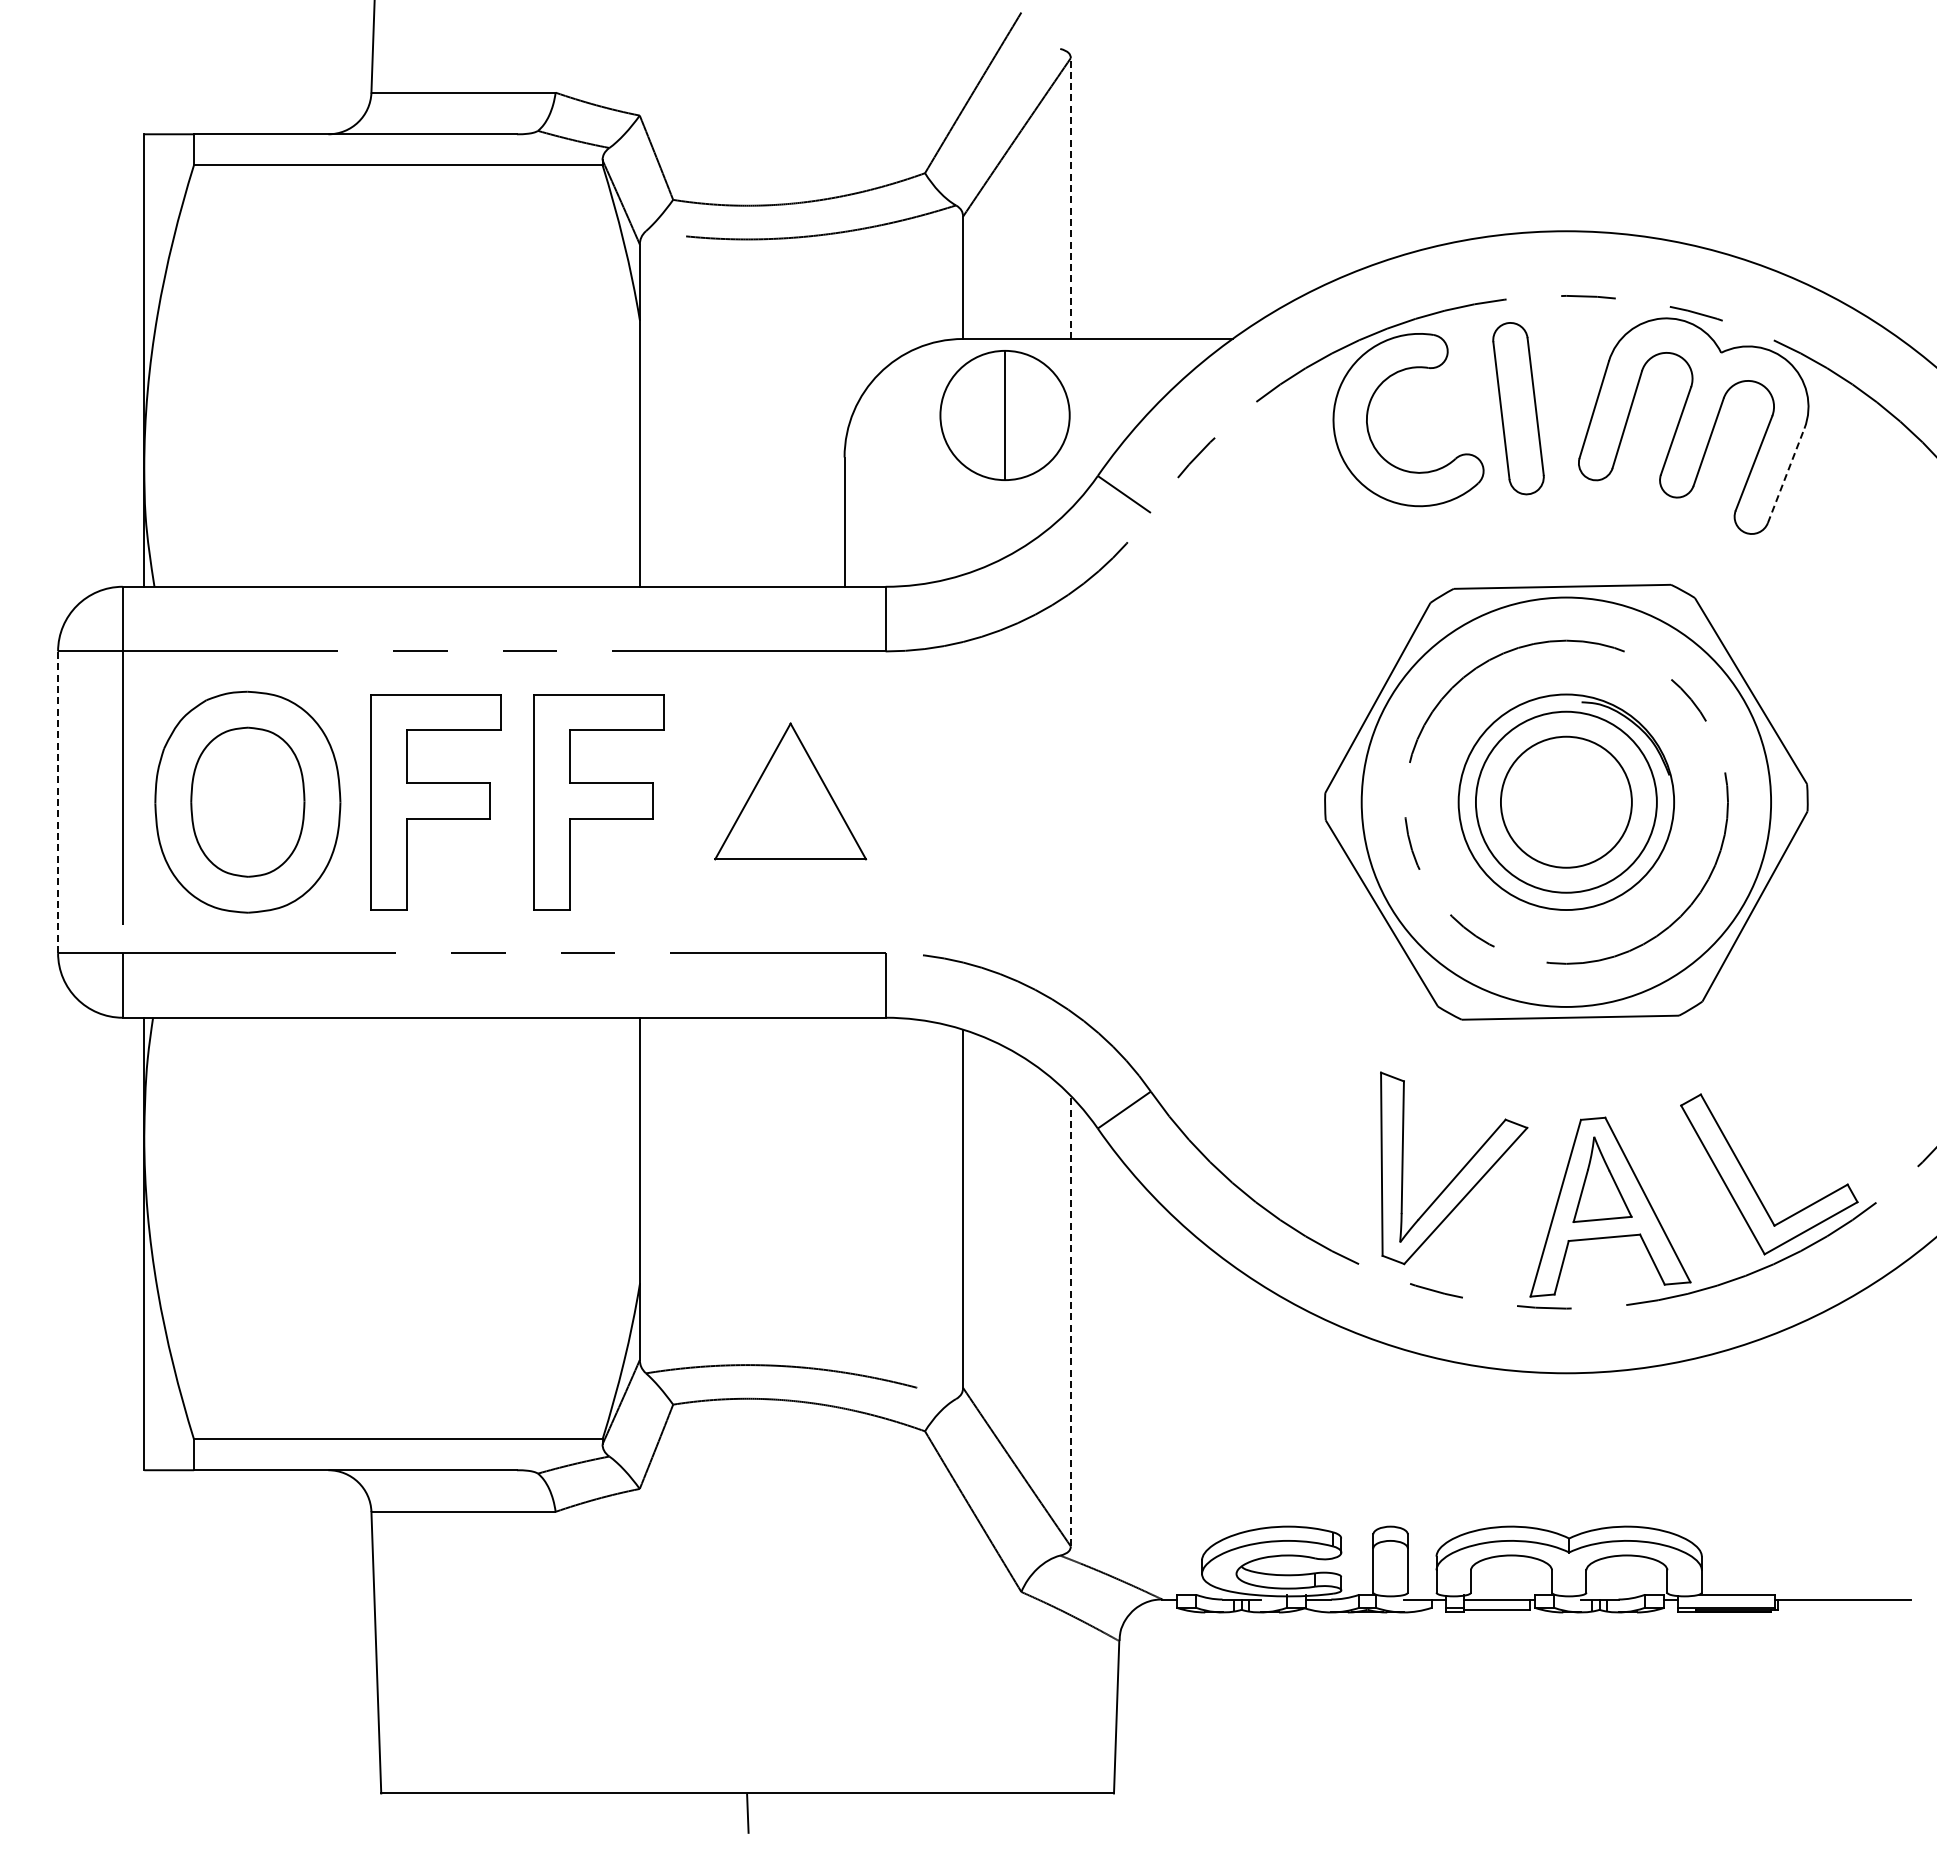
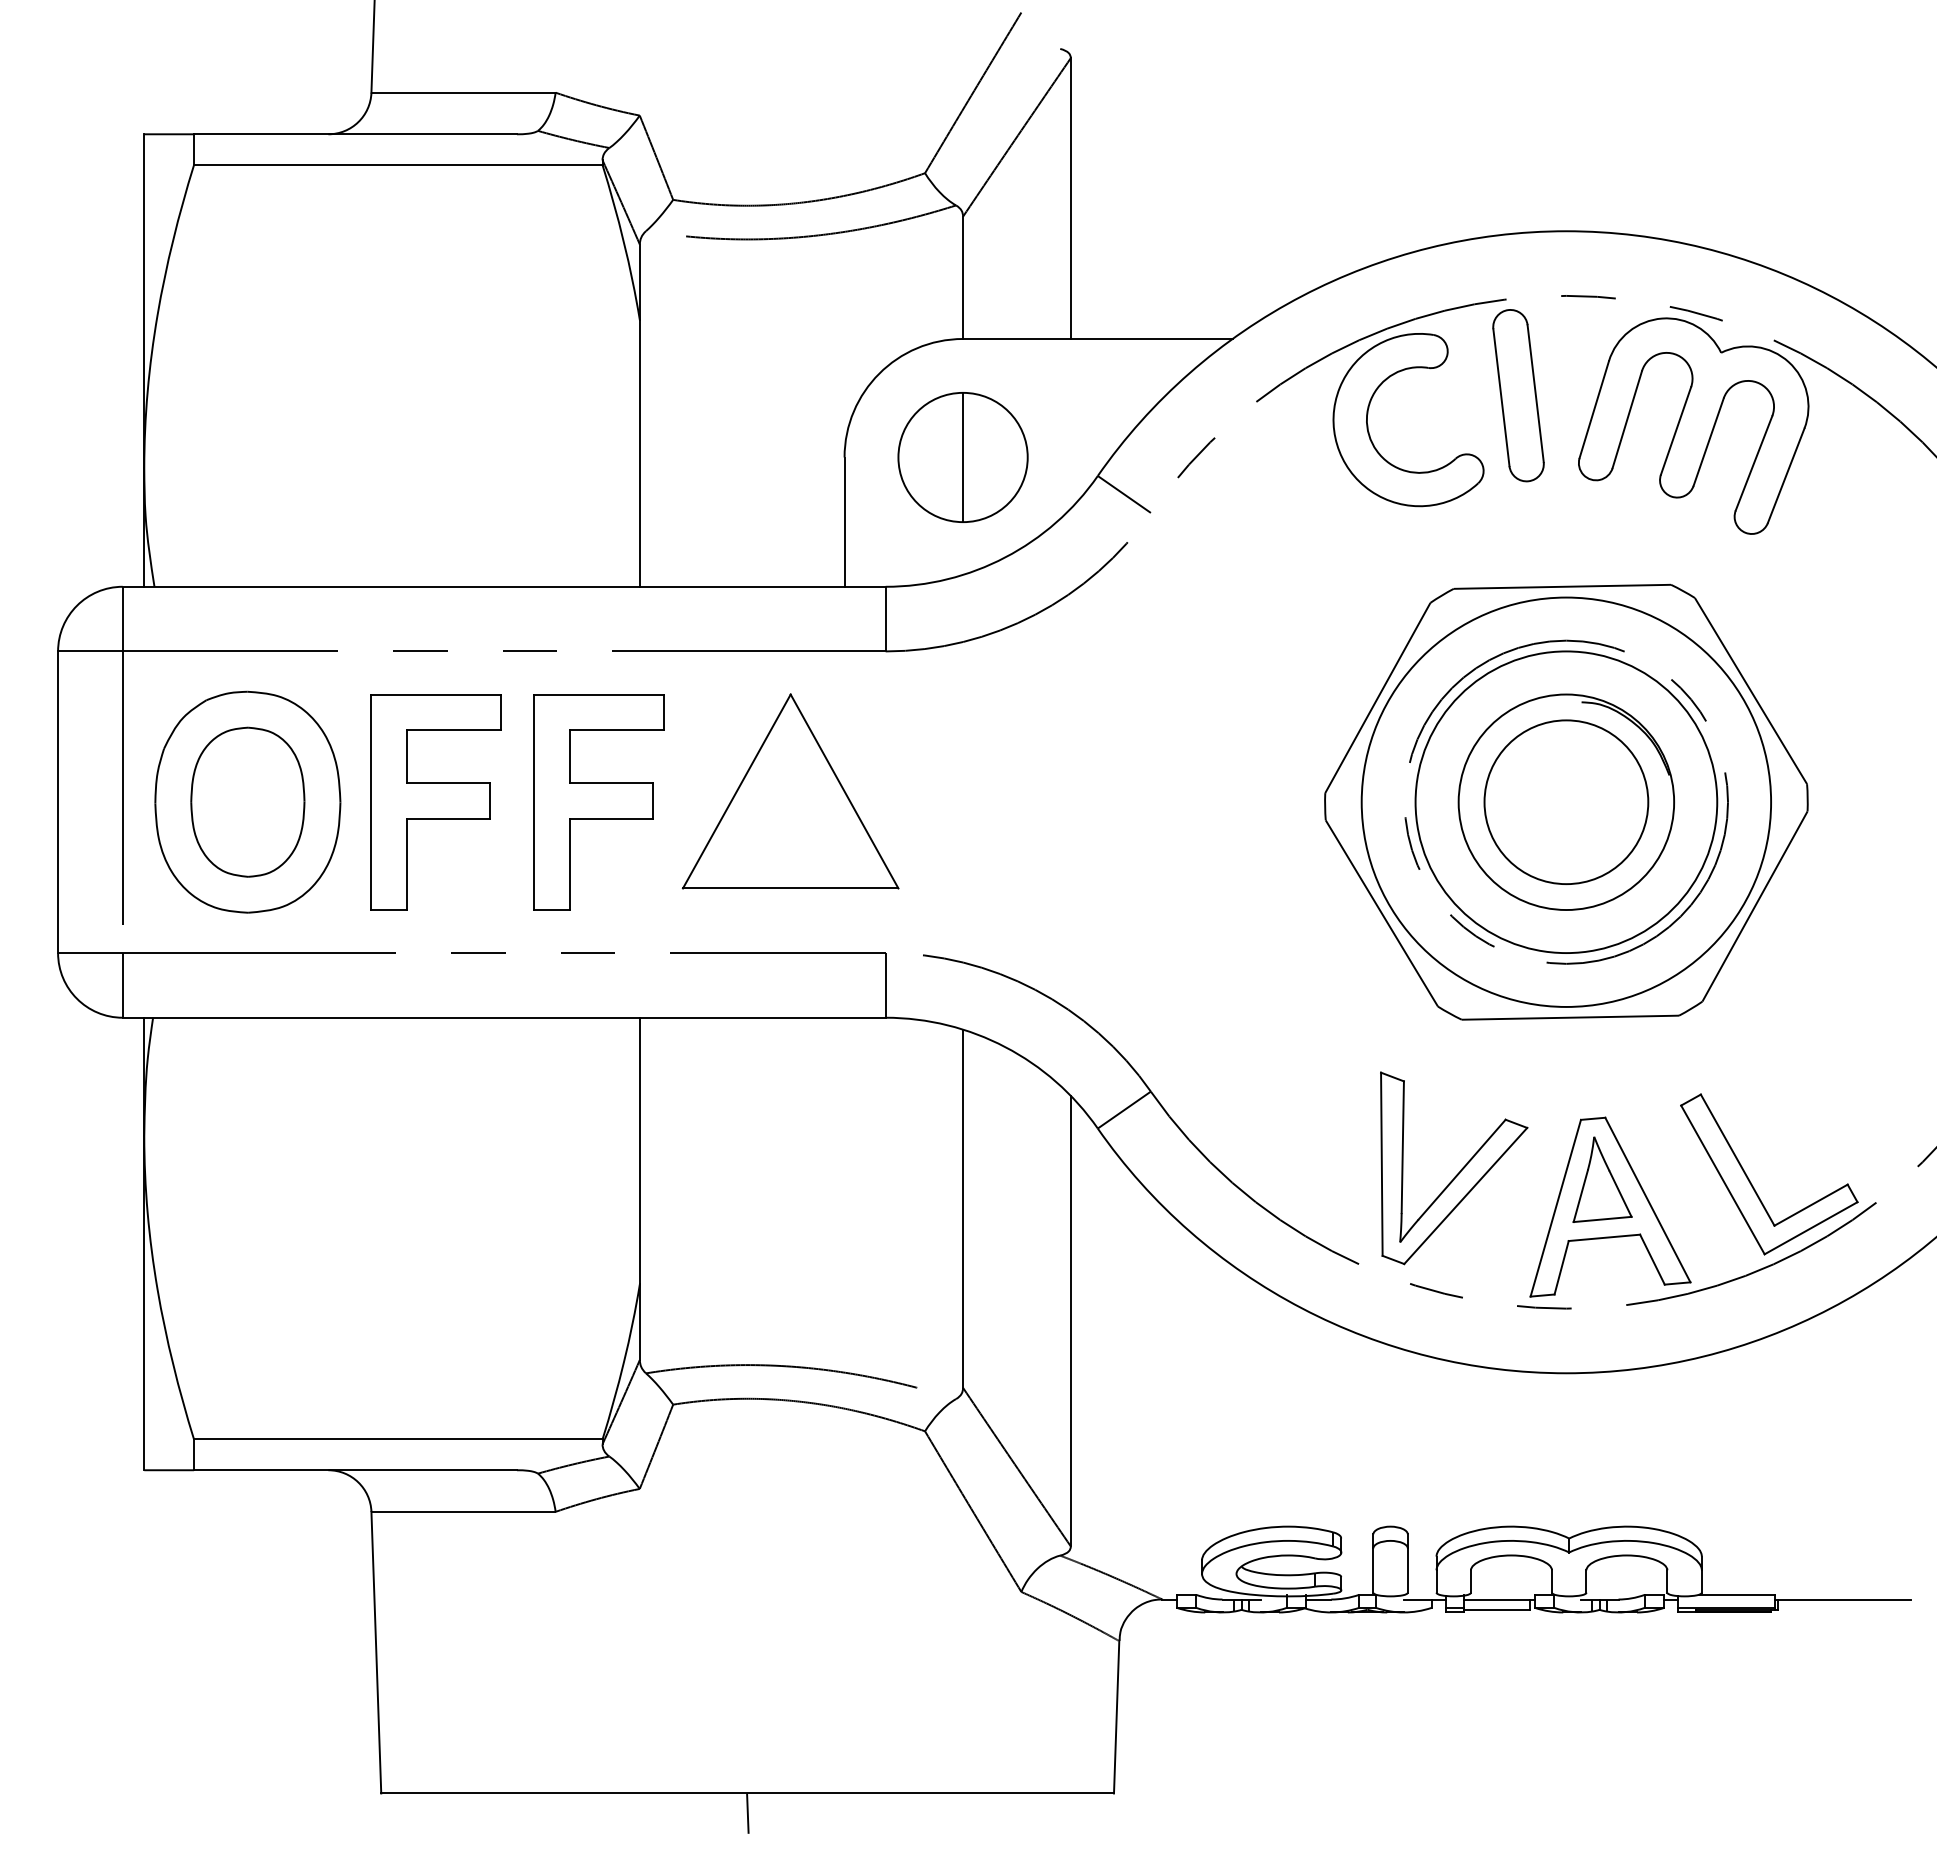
line: dashed -> solid (1070, 198)
part position: (1518, 408) -> (1518, 395) (1518, 395)
part position: (1004, 415) -> (962, 457) (962, 457)
line: dashed -> solid (1786, 475)
part size: 154x139 px -> 219x197 px (790, 791)
circle diameter: 131 px -> 164 px (1566, 802)
circle diameter: 181 px -> 302 px (1566, 802)
line: dashed -> solid (58, 802)
line: dashed -> solid (1070, 1320)
